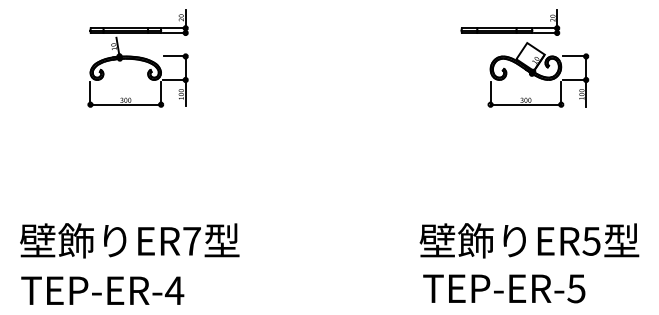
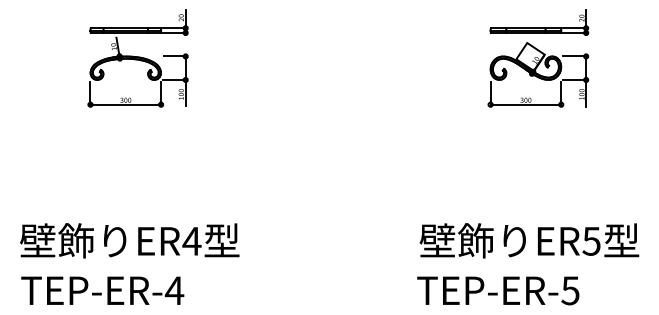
part position: (510, 22) -> (539, 22) (539, 22)
text: ER7 -> ER4 (191, 241)
text position: (504, 288) -> (498, 290) (498, 290)
